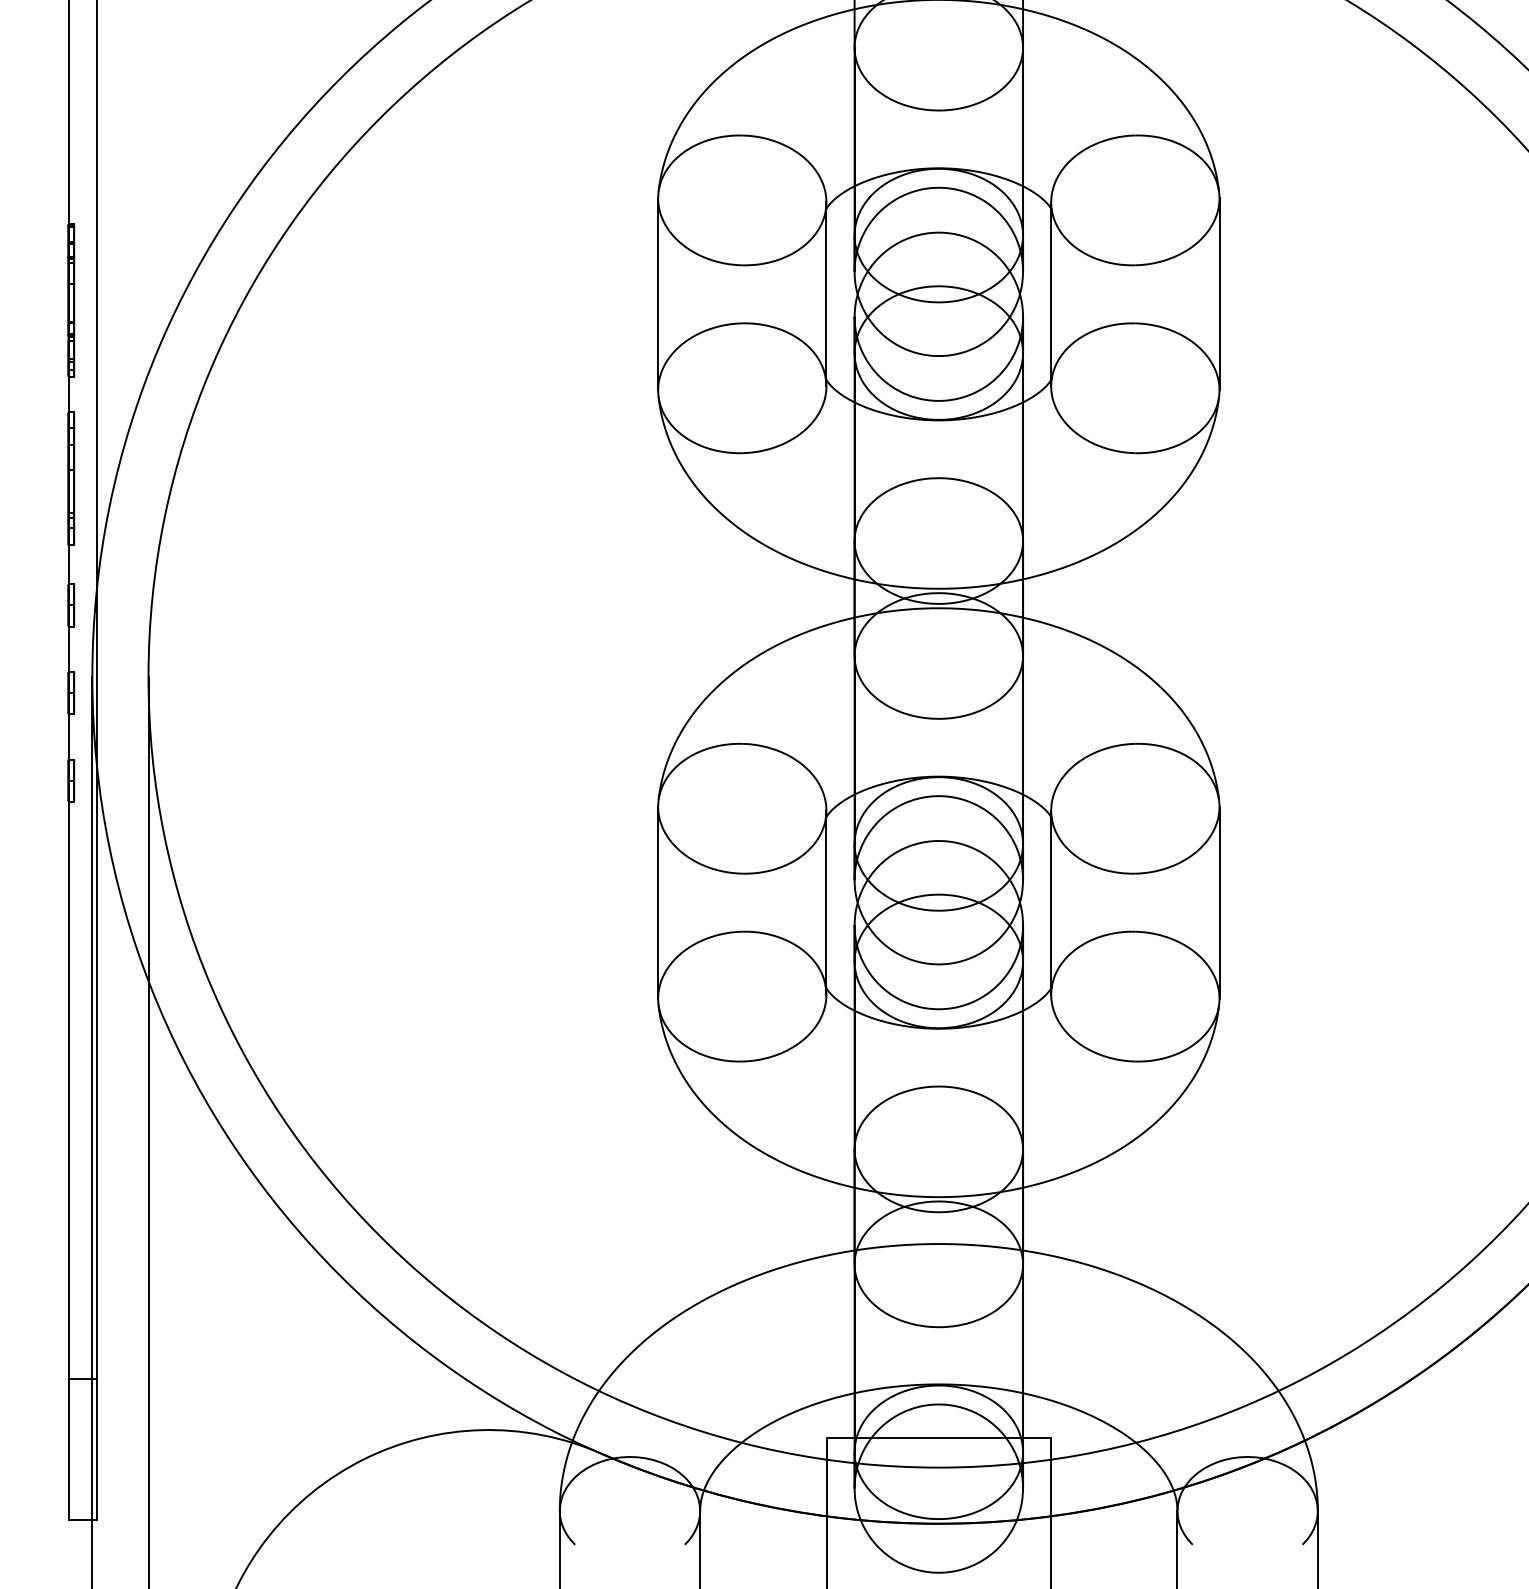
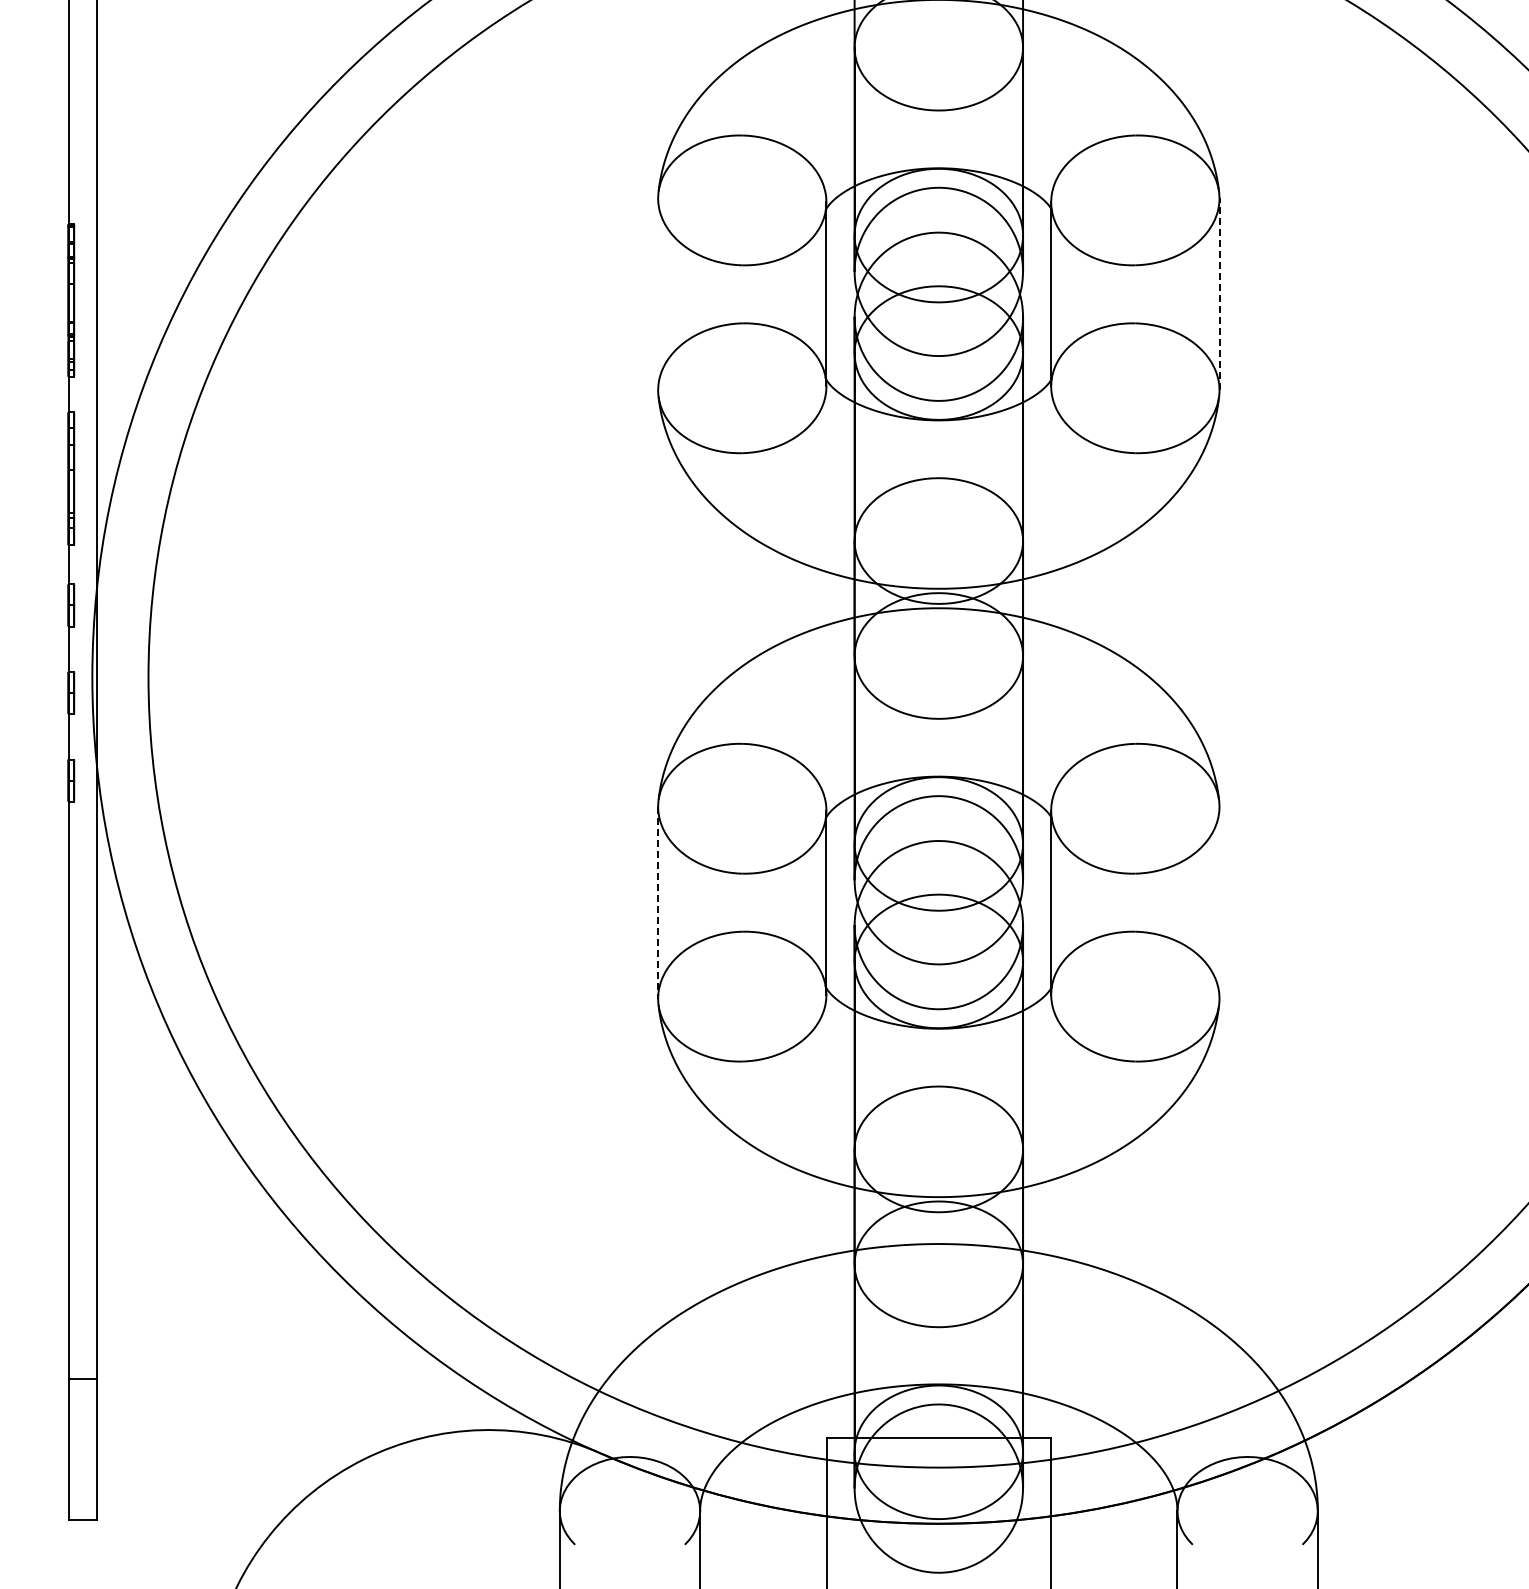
line: present -> none (658, 294)
line: solid -> dashed (1219, 294)
line: solid -> dashed (658, 902)
line: present -> none (1219, 902)
line: present -> none (92, 1131)
line: present -> none (148, 1131)
